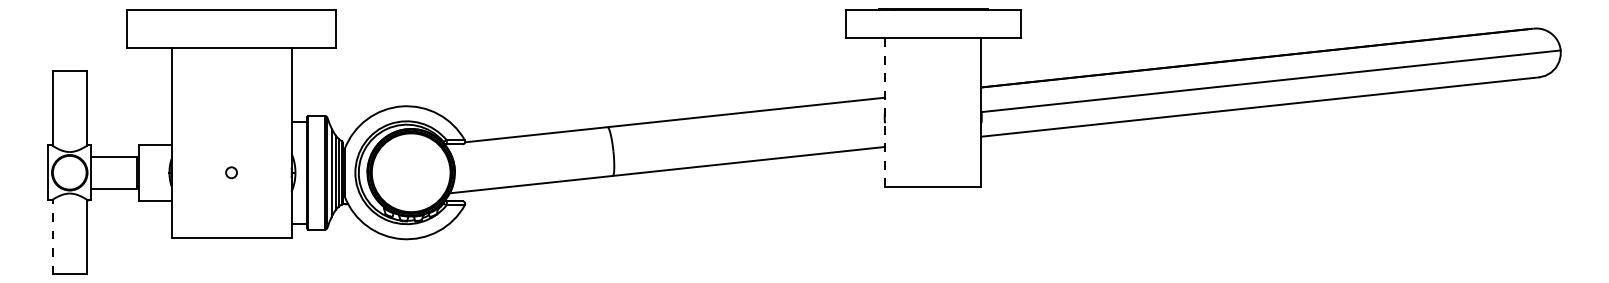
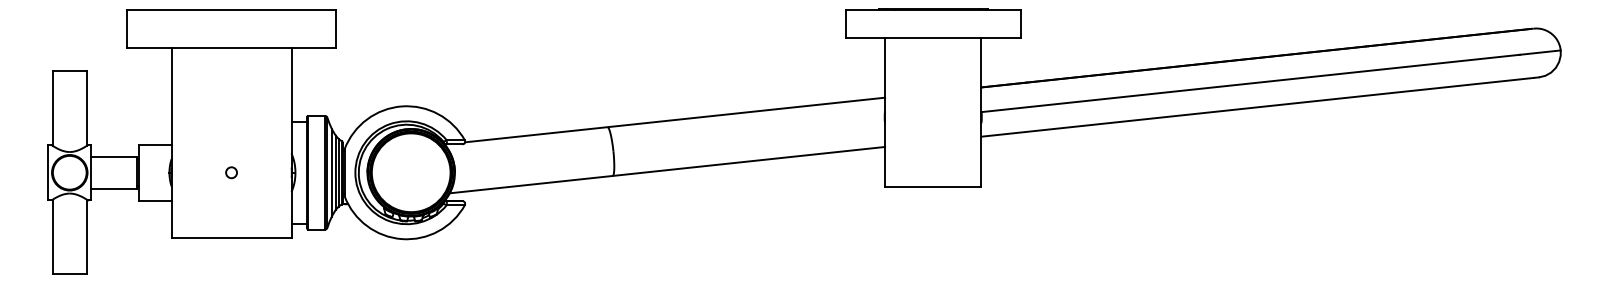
line: dashed -> solid (885, 112)
line: dashed -> solid (52, 236)
